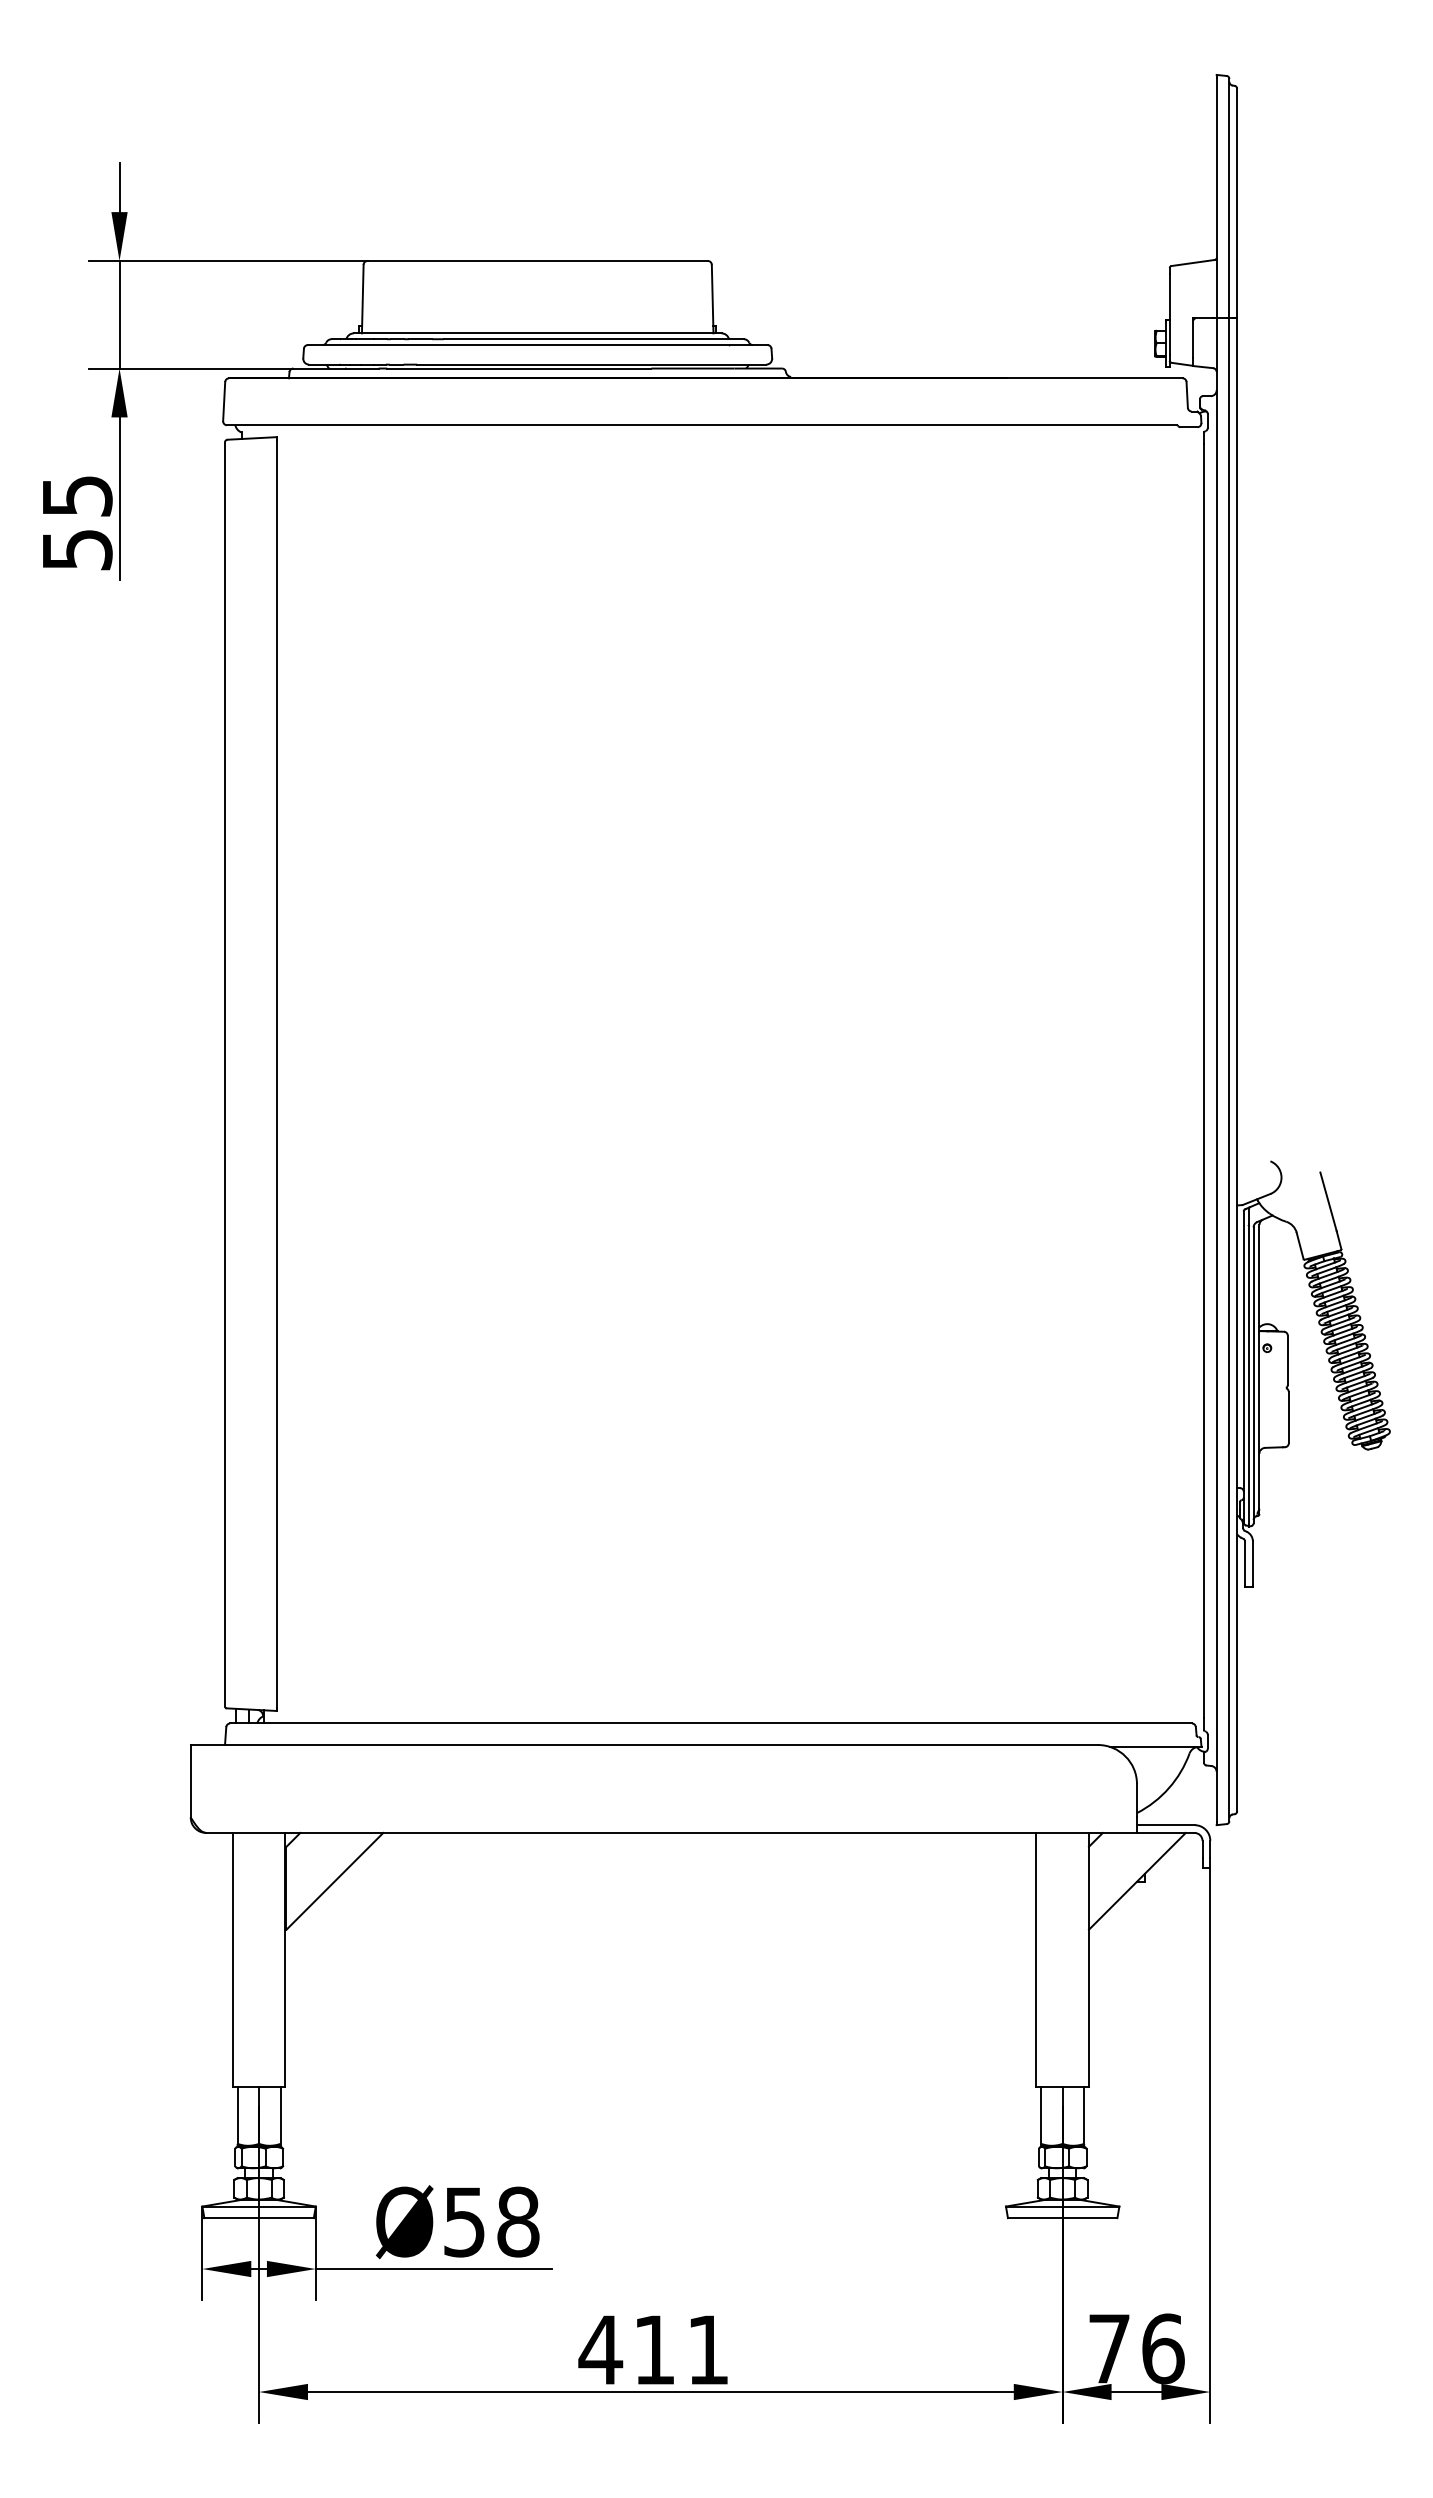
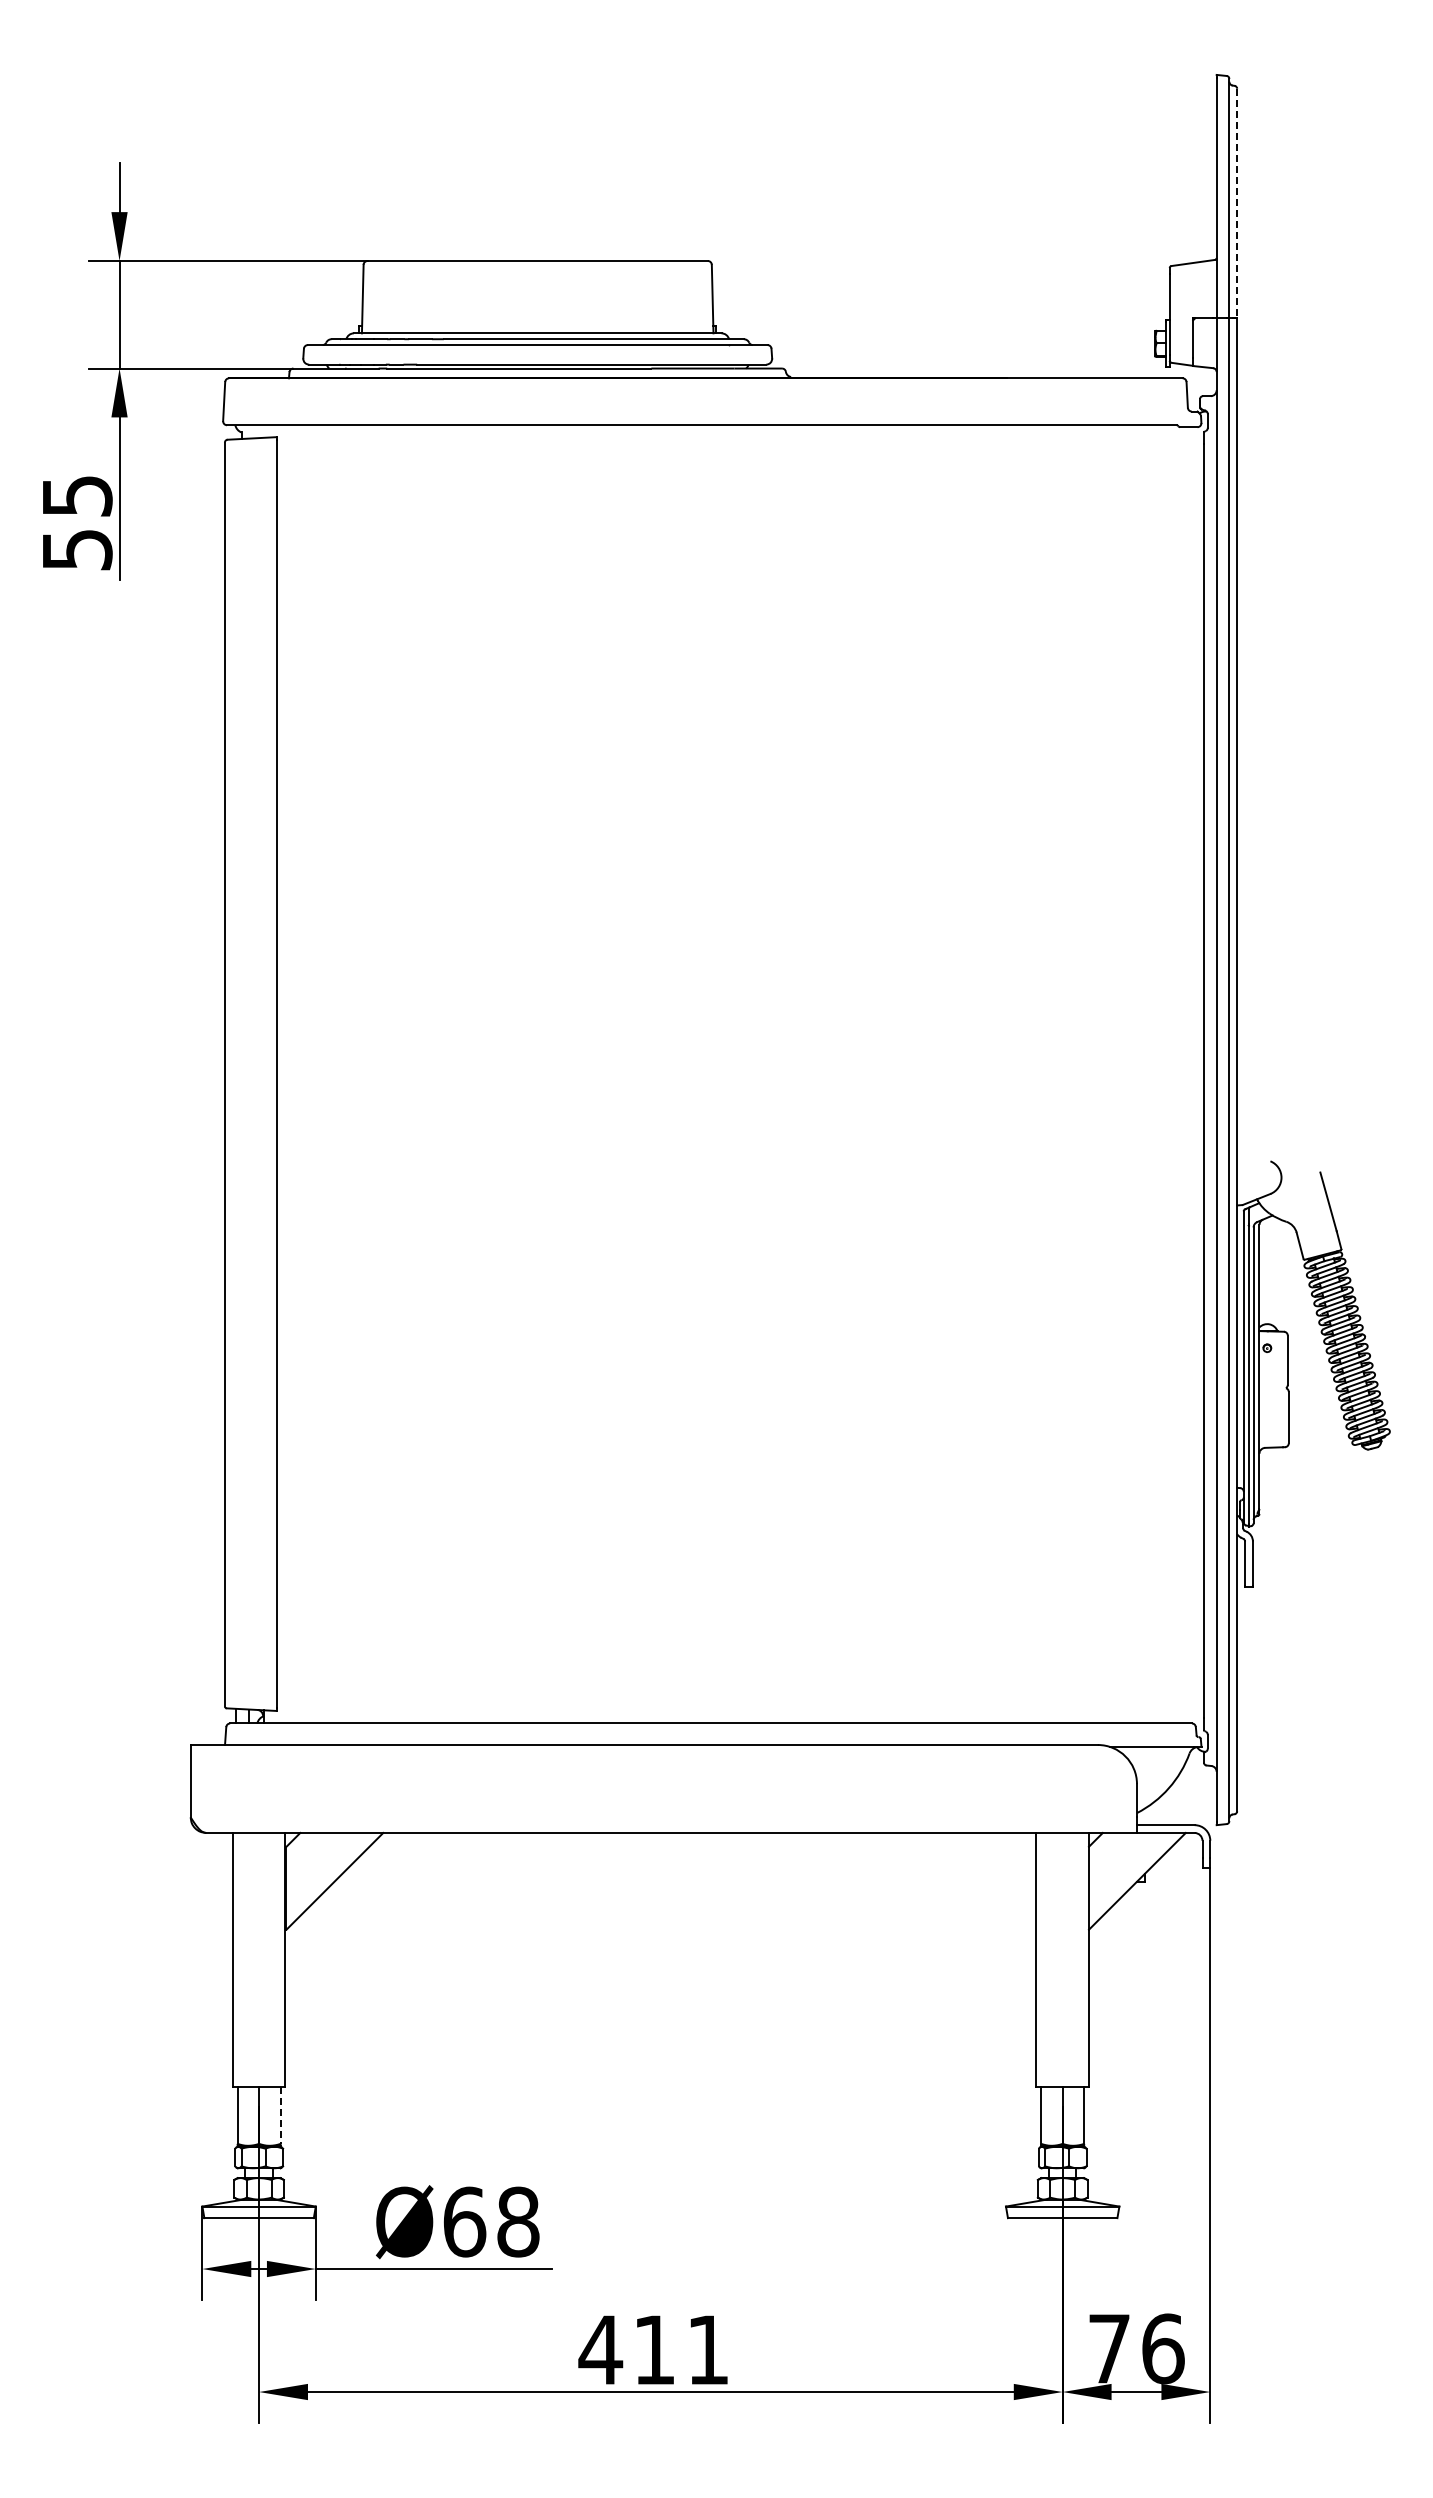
line: solid -> dashed (1237, 203)
line: solid -> dashed (280, 2116)
text: Ø58 -> Ø68 (464, 2221)
